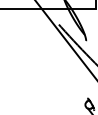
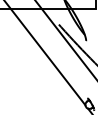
line: none -> present (45, 53)
